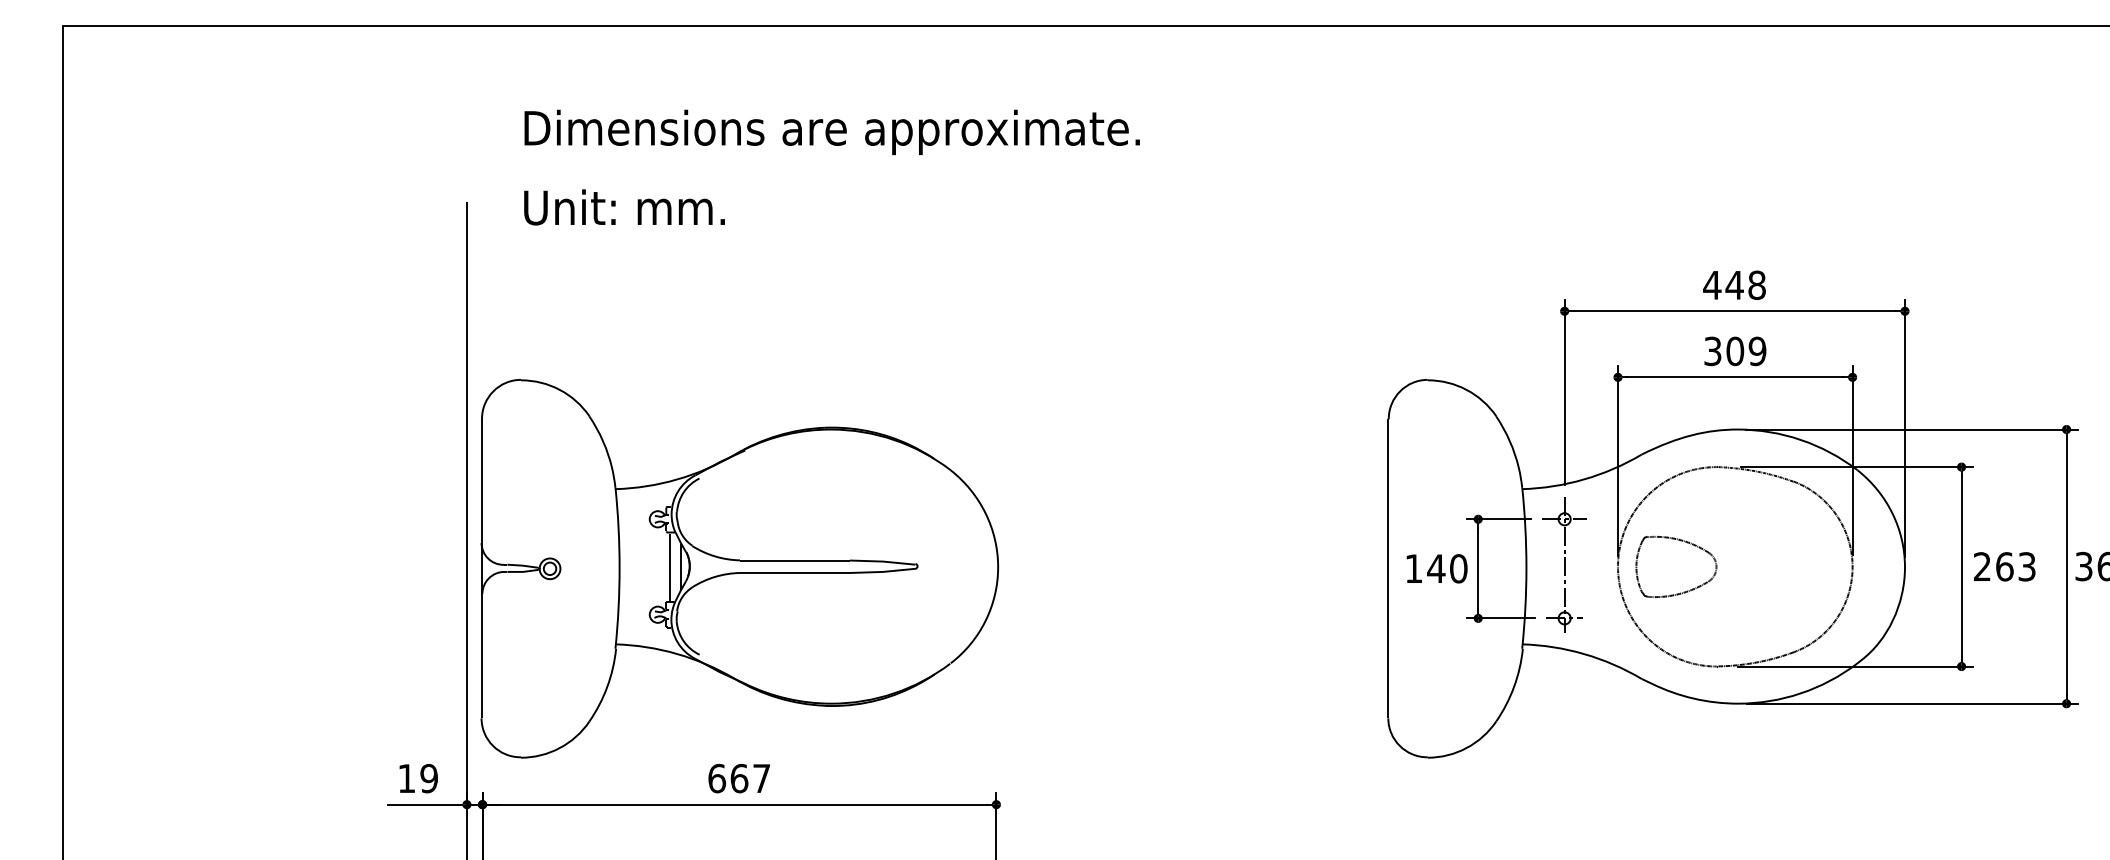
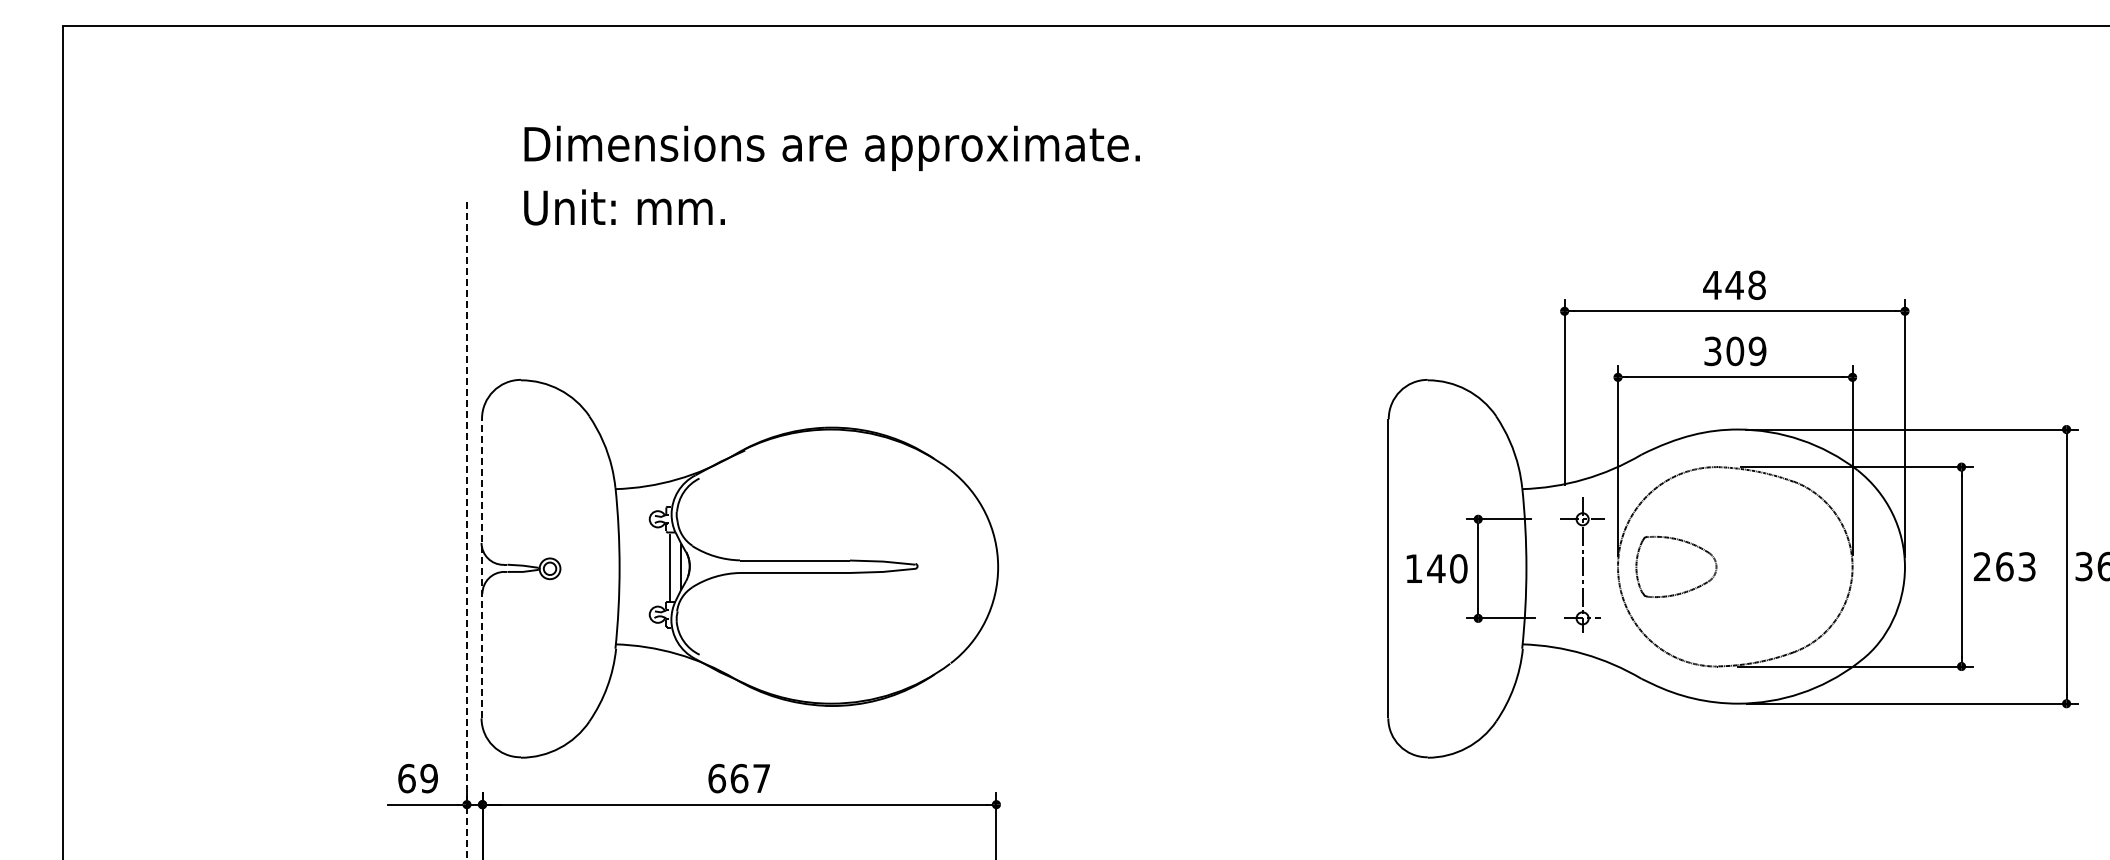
text position: (831, 132) -> (831, 148) (831, 148)
line: solid -> dashed (466, 530)
part position: (1564, 564) -> (1582, 564) (1582, 564)
line: solid -> dashed (481, 568)
text: 19 -> 69 (406, 778)
